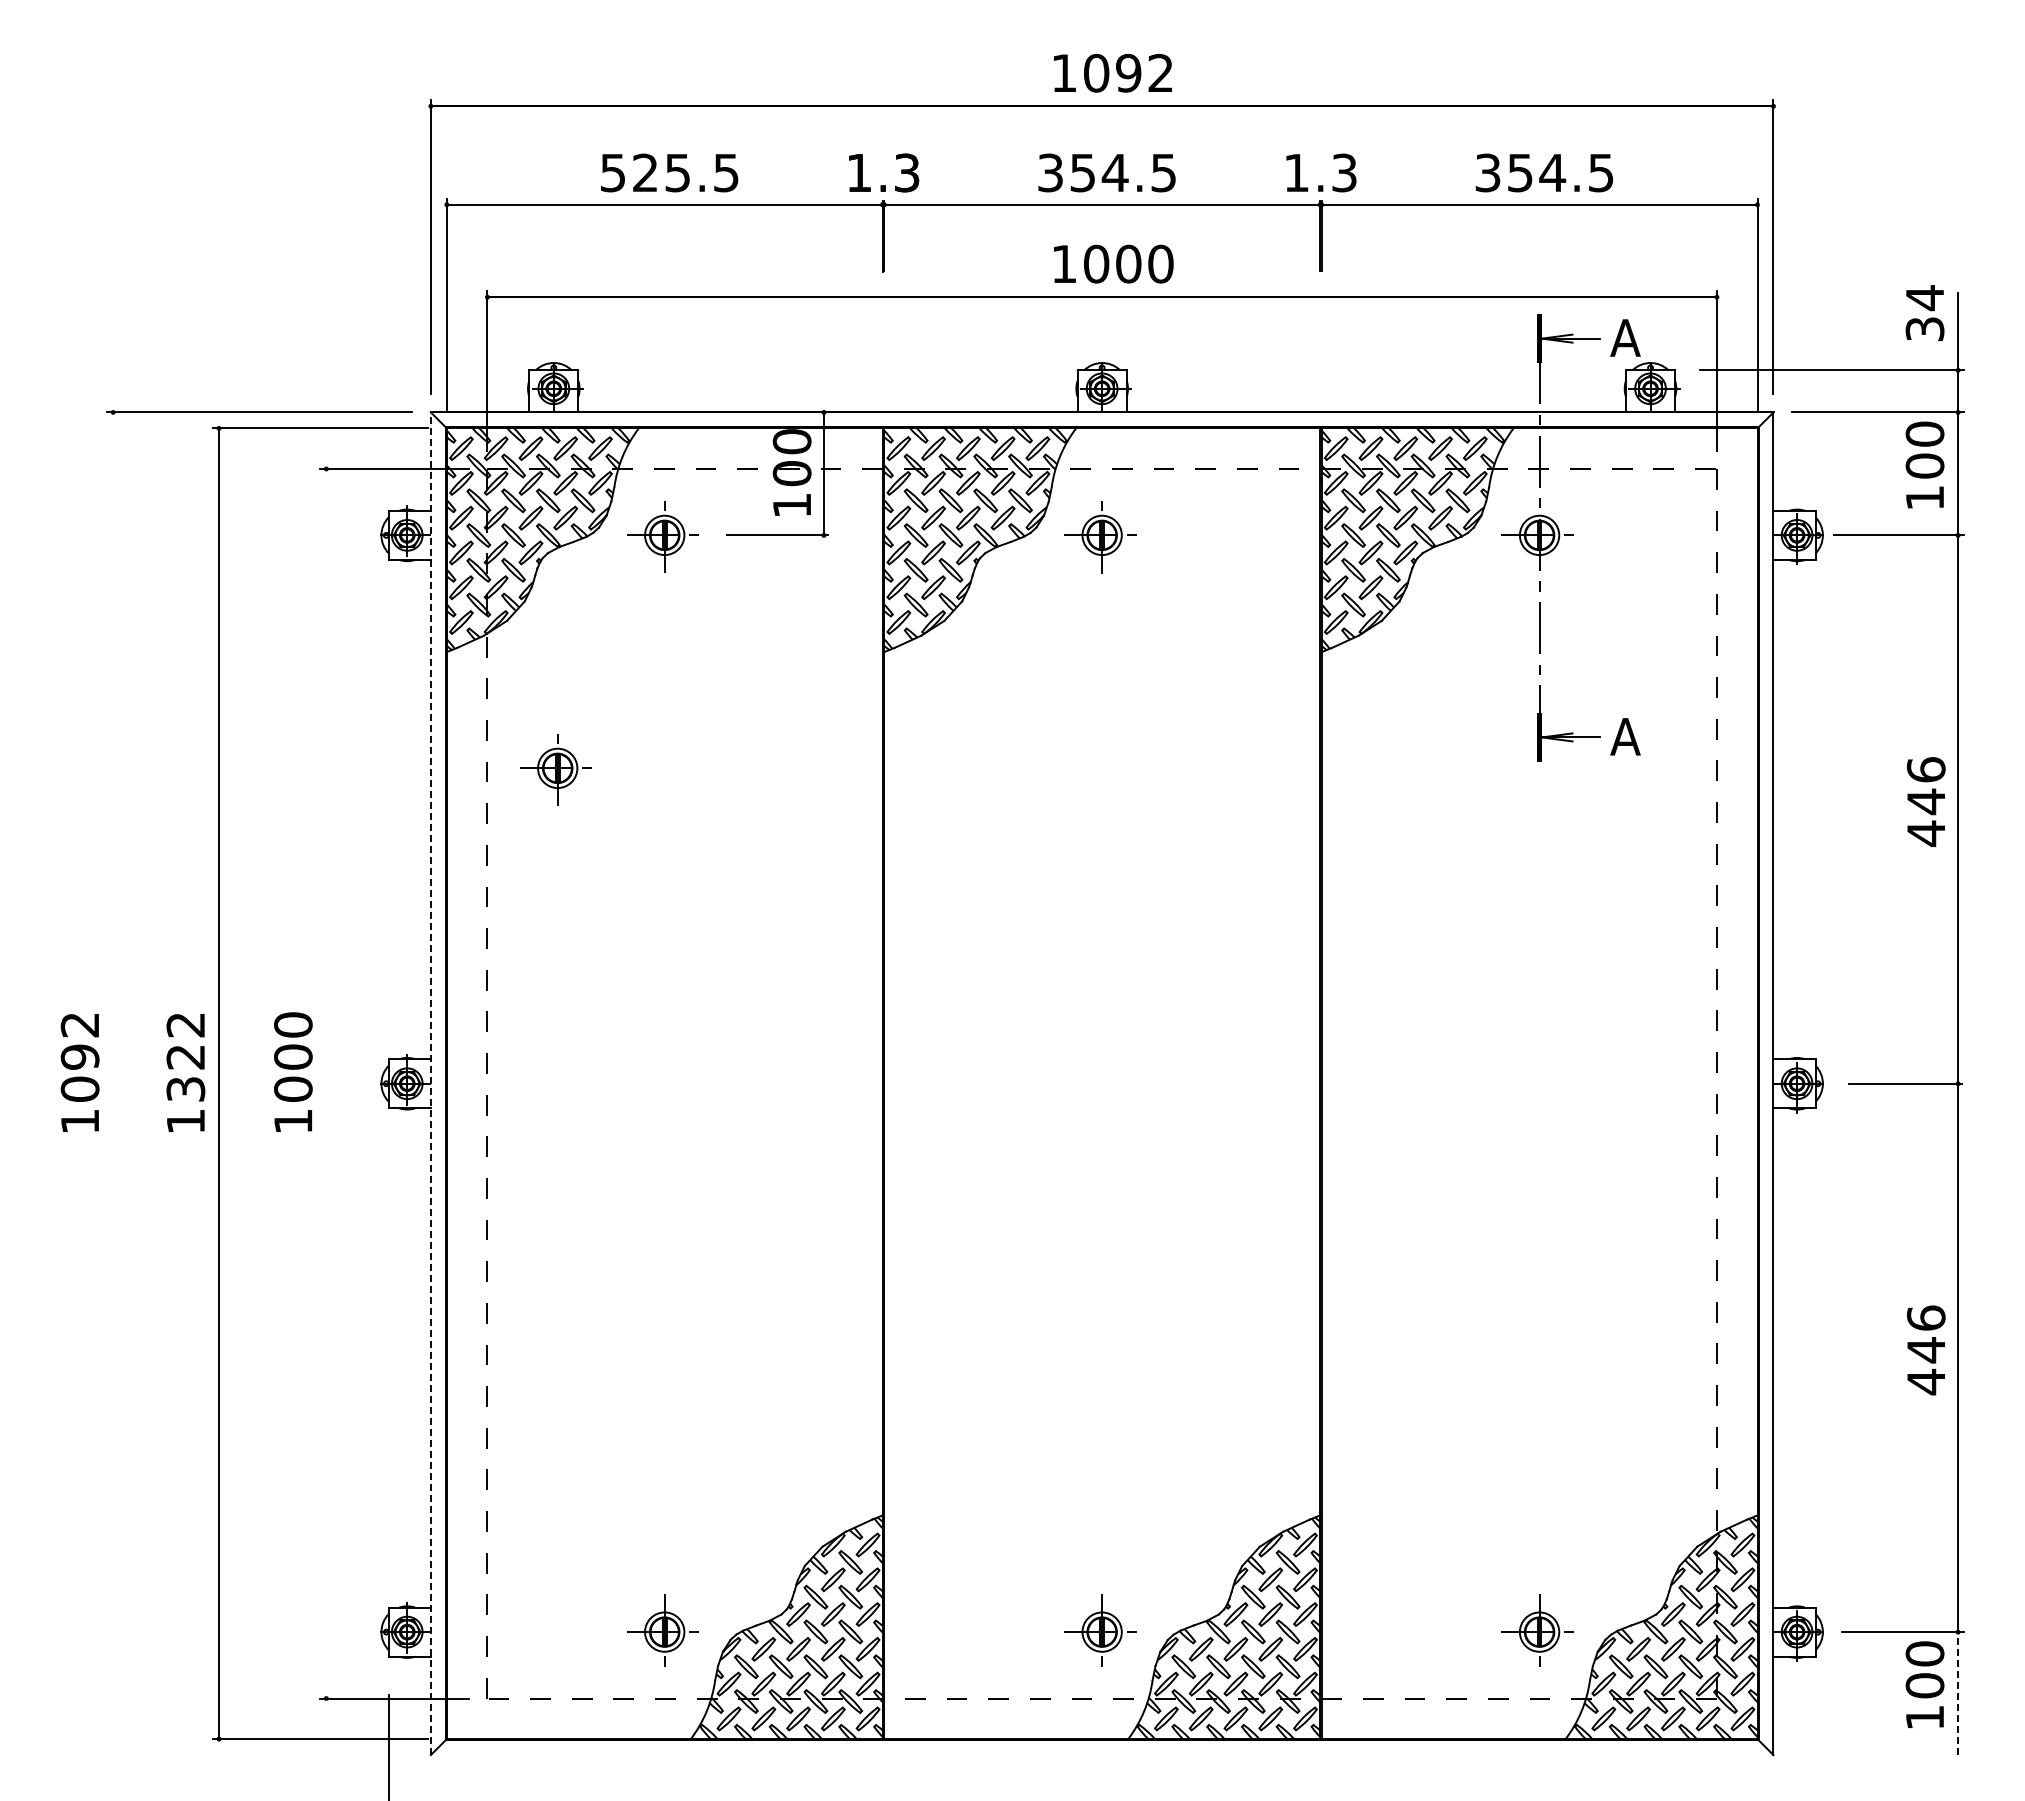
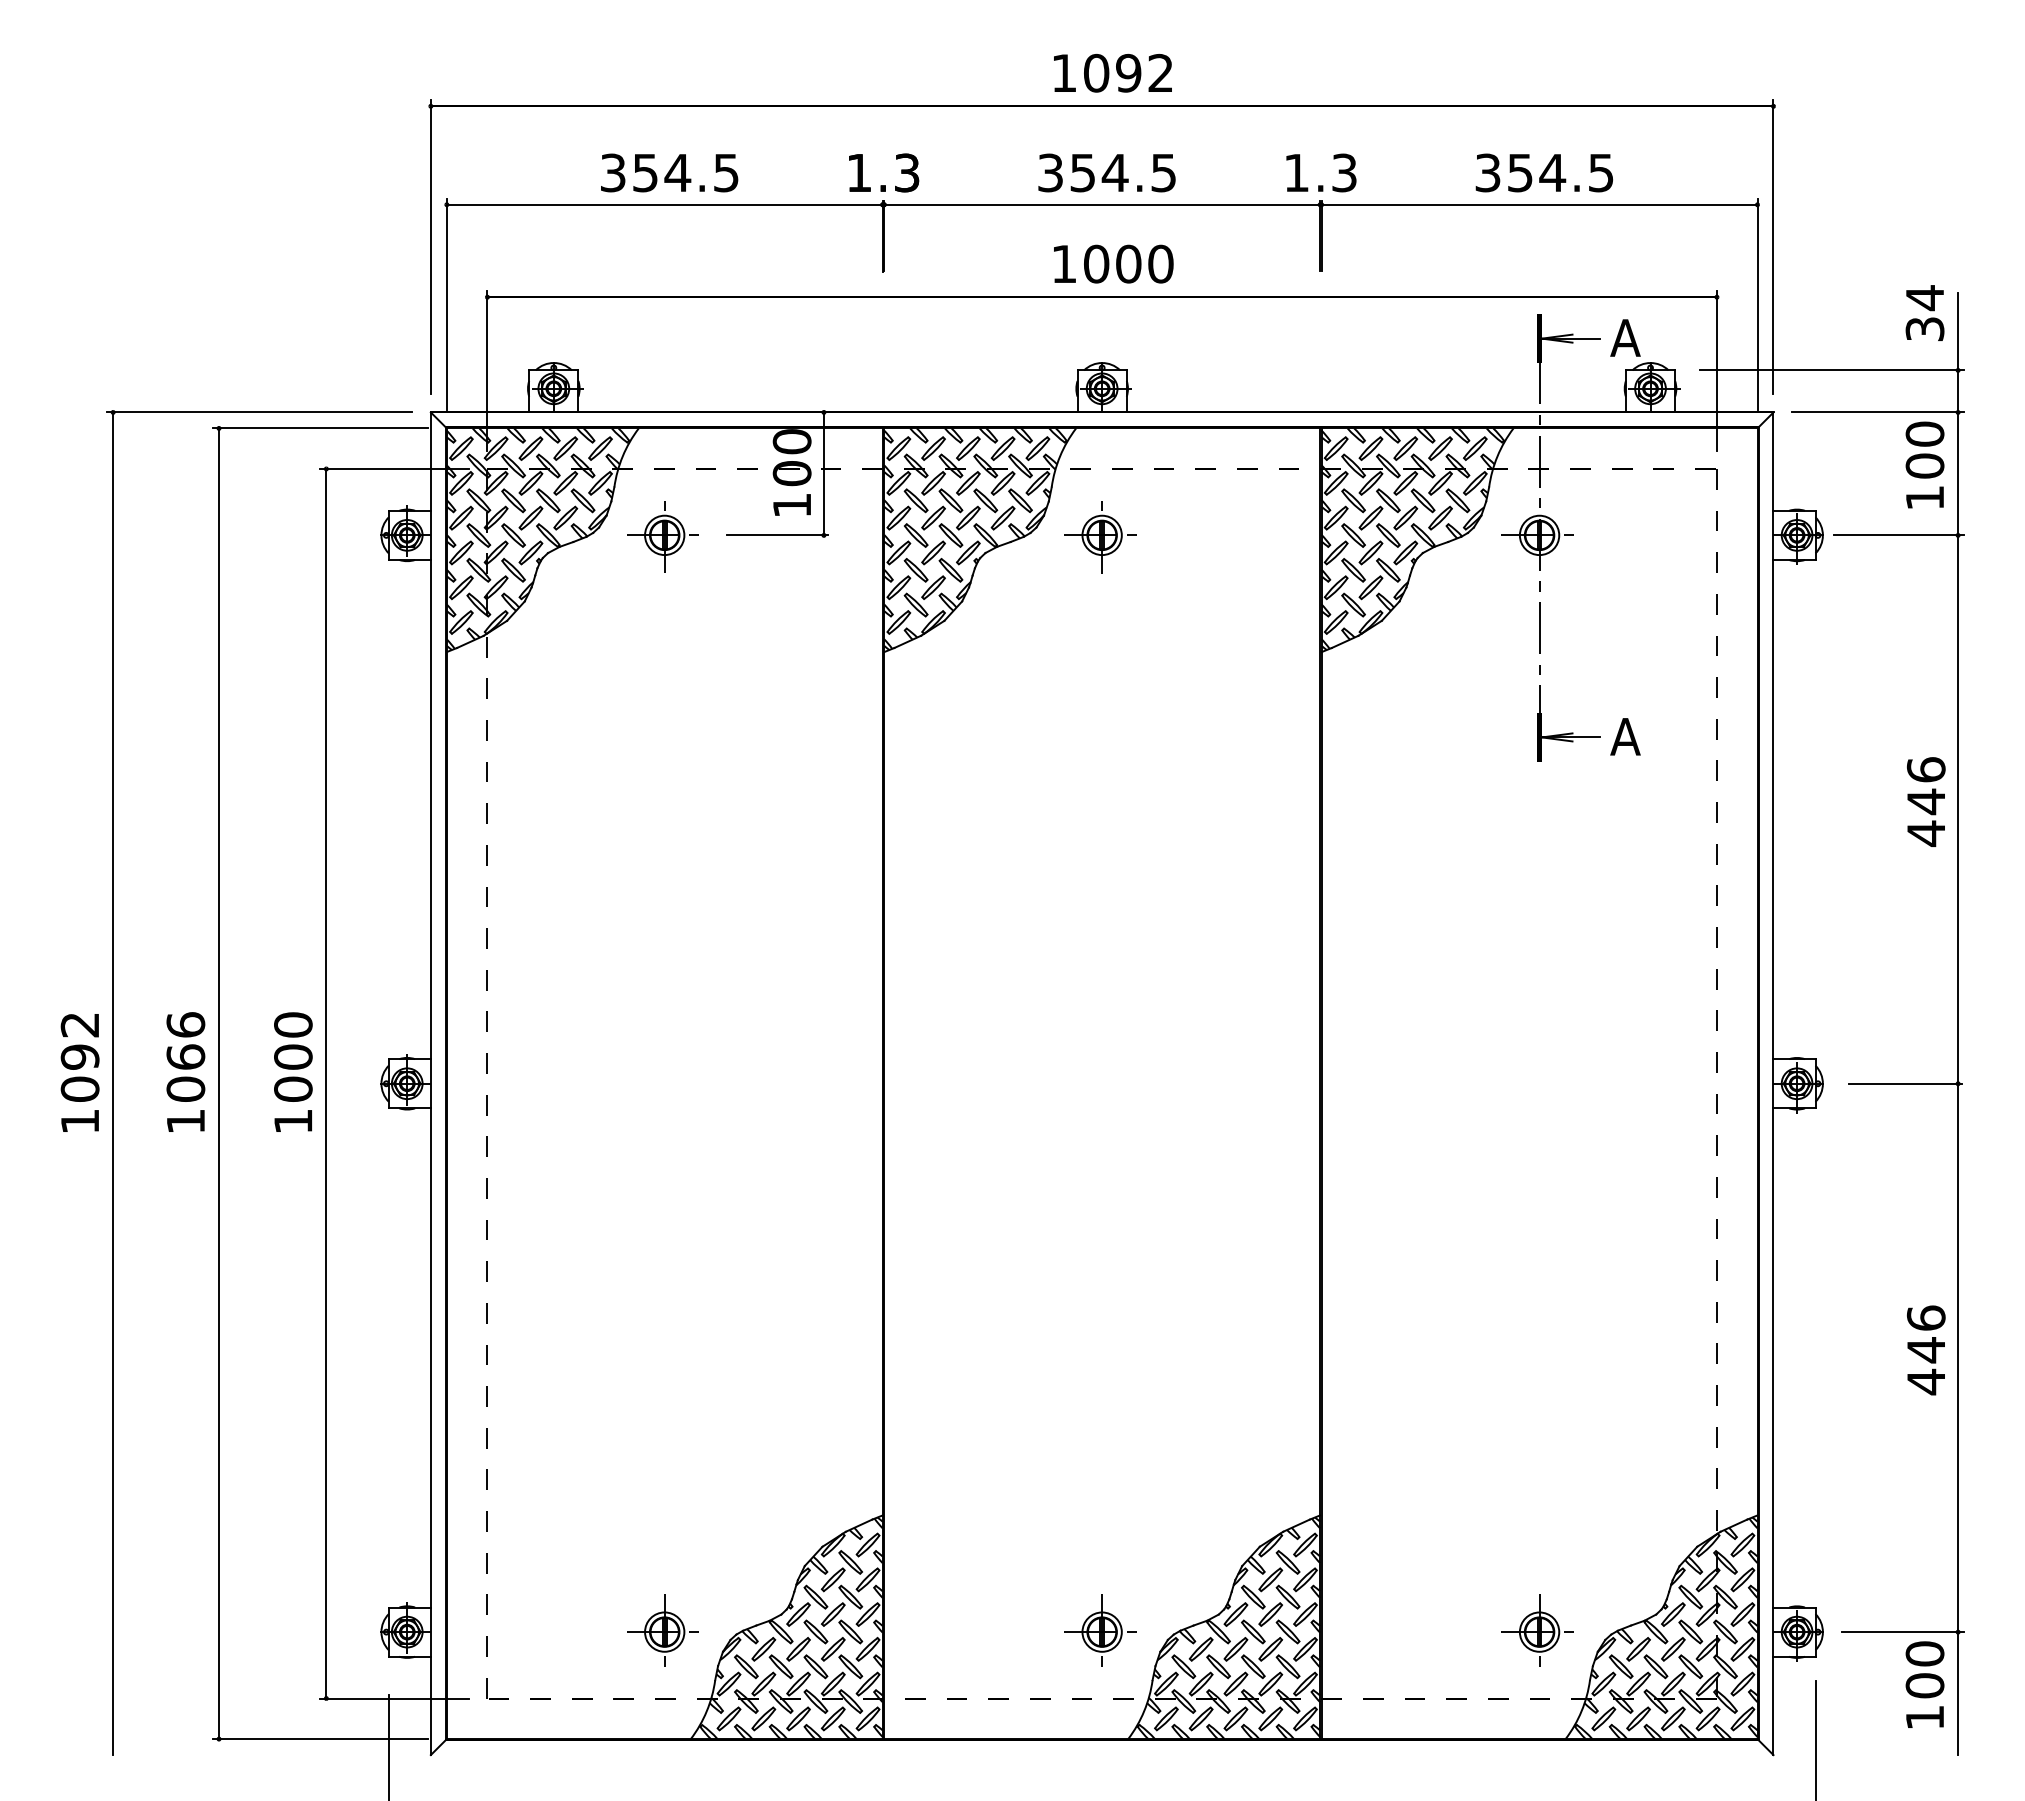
text: 525.5 -> 354.5 (646, 172)
part: present -> none (555, 769)
text: 1322 -> 1066 (185, 1056)
line: none -> present (113, 1083)
line: none -> present (326, 1083)
line: dashed -> solid (430, 1083)
line: dashed -> solid (1958, 1693)
line: none -> present (1815, 1739)
